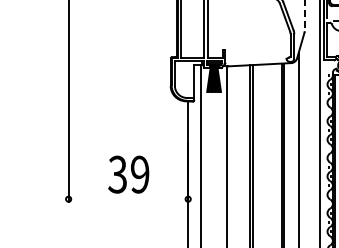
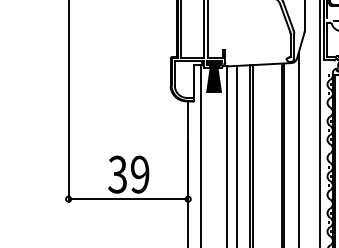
line: dashed -> solid (304, 16)
line: none -> present (236, 155)
line: none -> present (128, 199)
